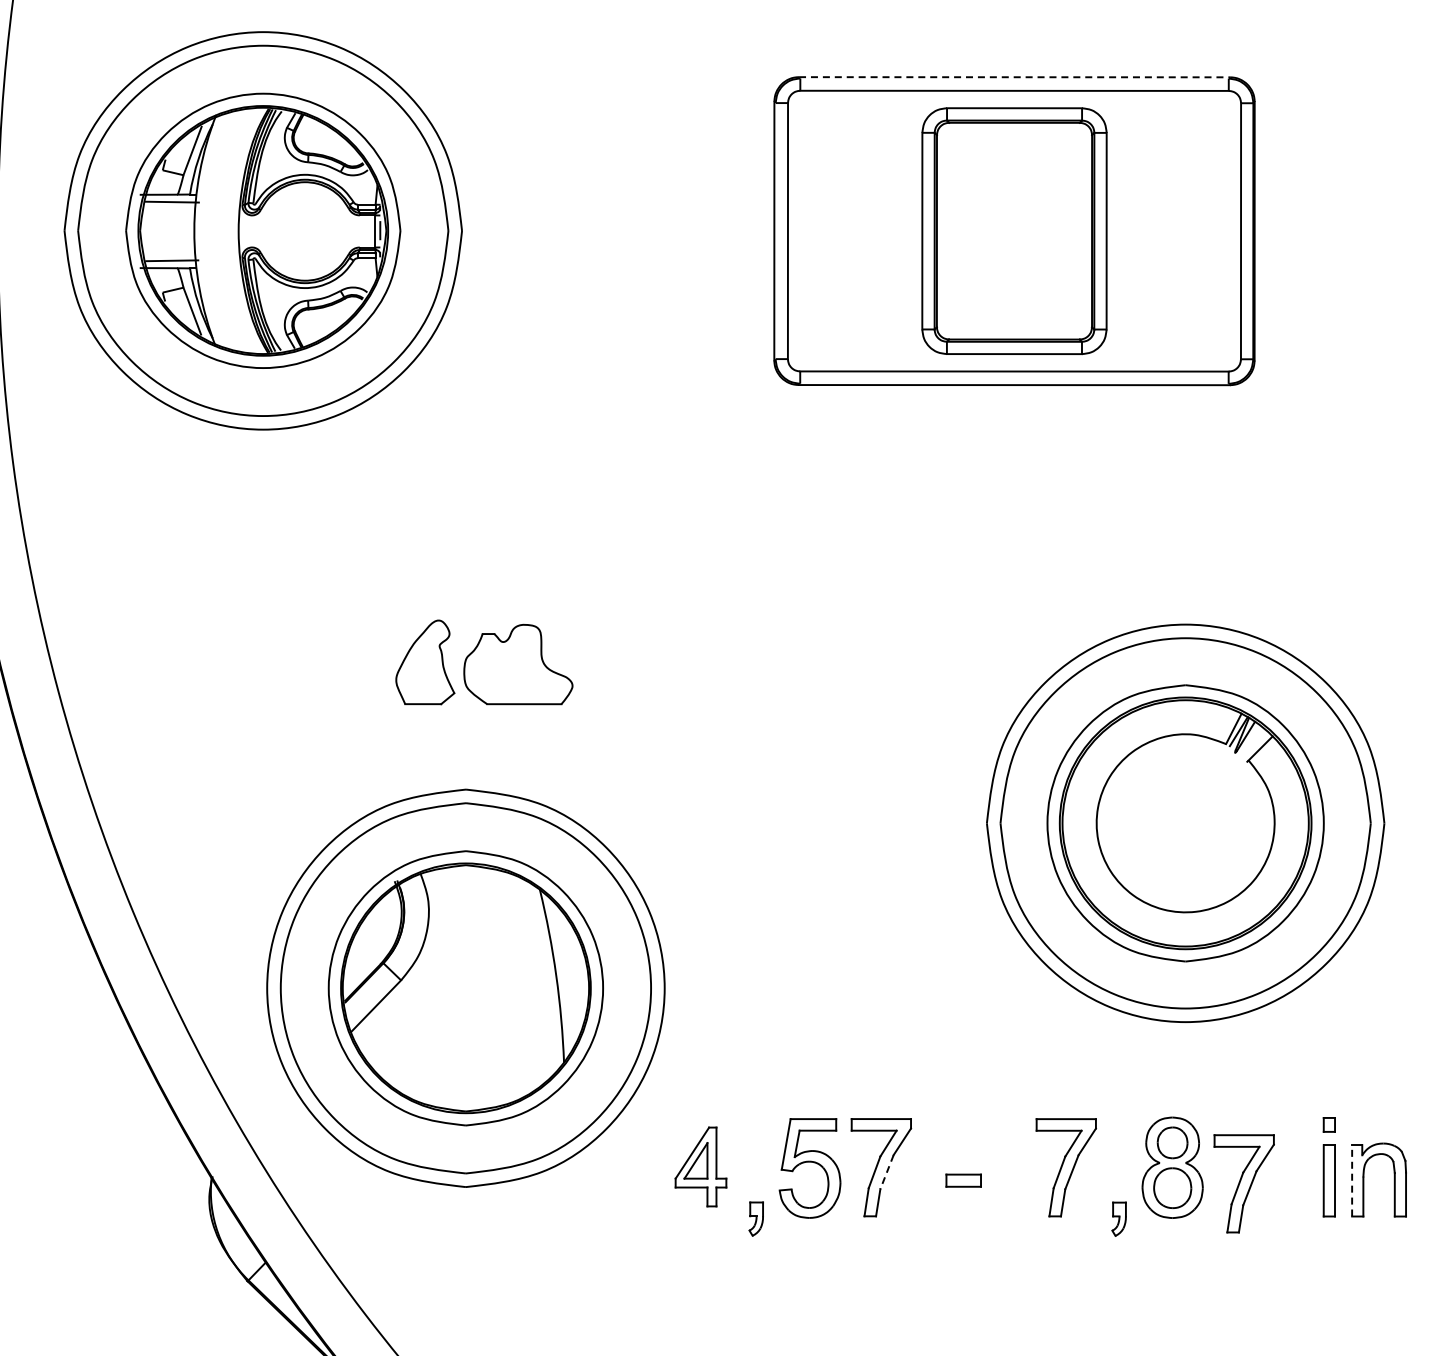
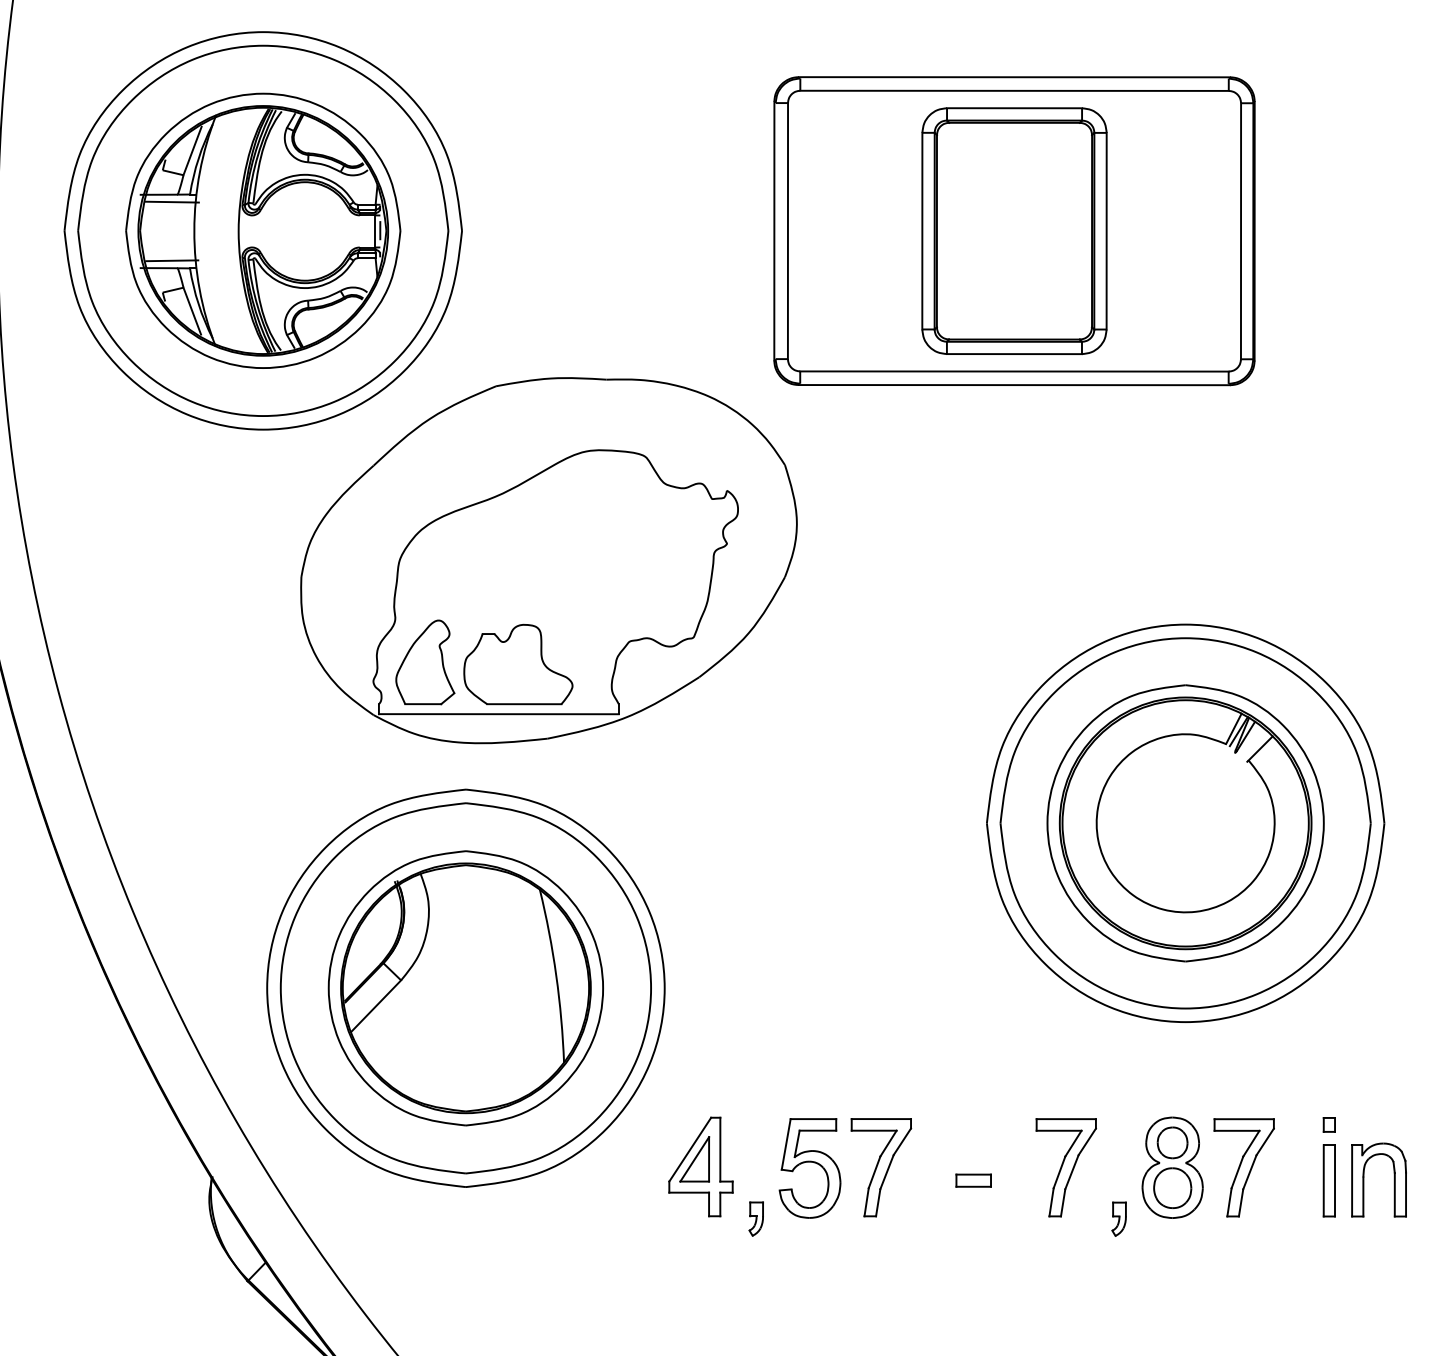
line: dashed -> solid (1014, 77)
part: none -> present (548, 560)
part size: 54x82 px -> 66x102 px (700, 1166)
line: dashed -> solid (886, 1172)
part position: (963, 1180) -> (973, 1180) (973, 1180)
line: dashed -> solid (1352, 1180)
part position: (1243, 1183) -> (1243, 1167) (1243, 1167)
